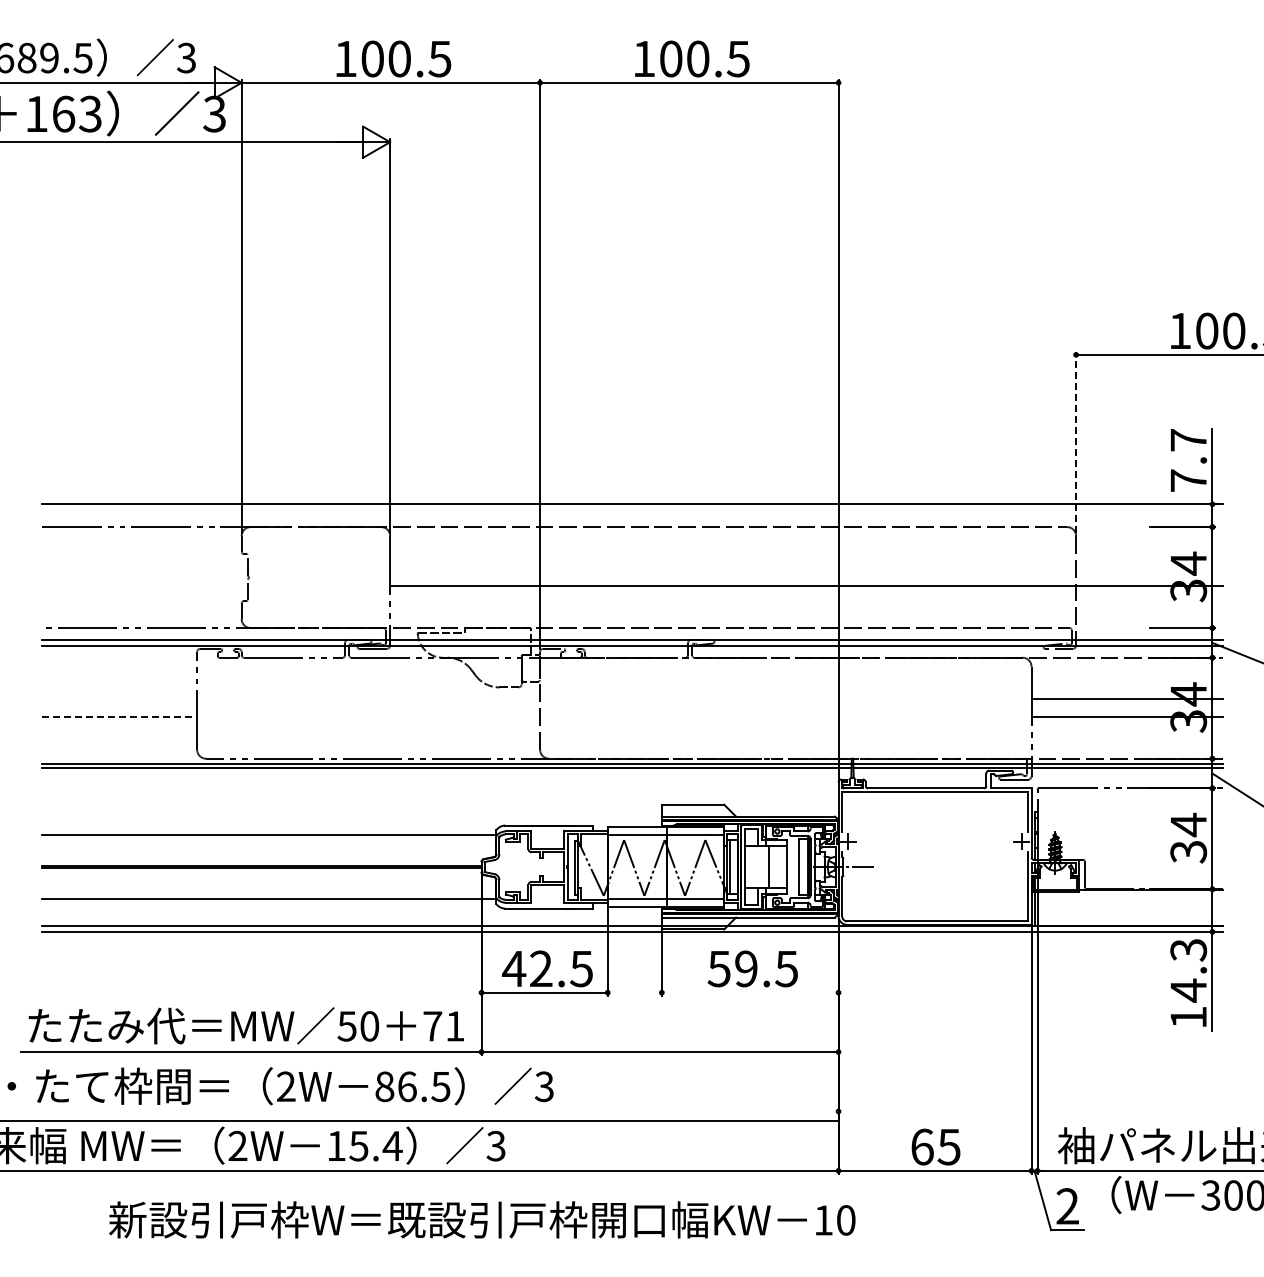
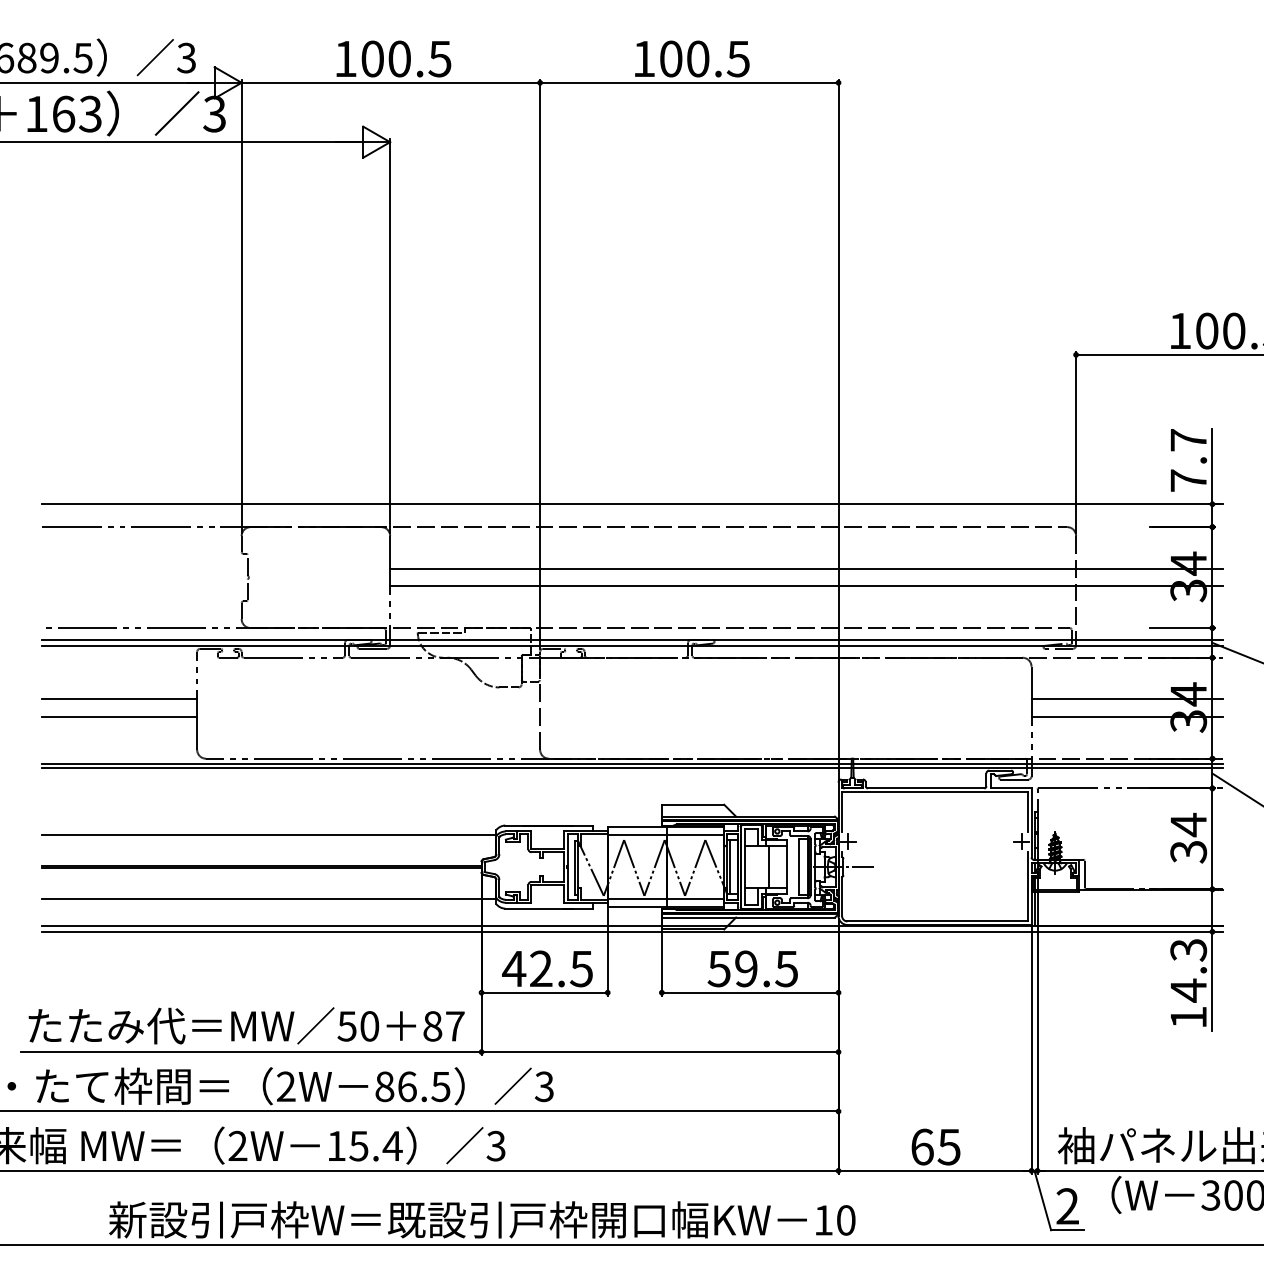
line: dashed -> solid (1076, 442)
line: none -> present (806, 568)
line: none -> present (119, 699)
line: dashed -> solid (120, 717)
line: none -> present (749, 992)
text: 71 -> 87 (443, 1026)
line position: (420, 1121) -> (420, 1111) (420, 1111)
line: none -> present (631, 1245)
